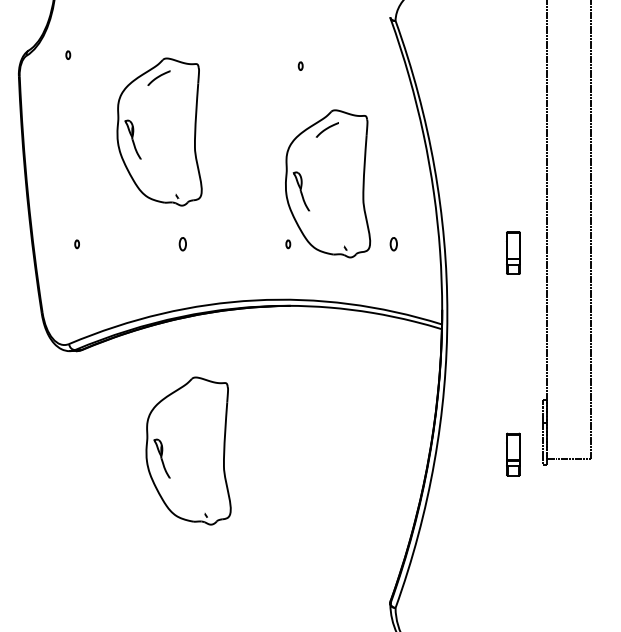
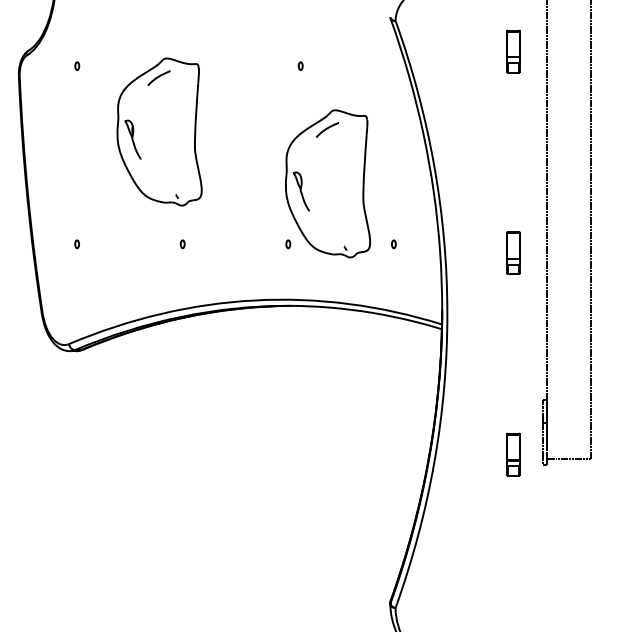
part: none -> present (513, 51)
part position: (68, 54) -> (77, 65) (77, 65)
part size: 9x15 px -> 7x11 px (182, 244)
part size: 9x15 px -> 6x11 px (393, 244)
part: present -> none (188, 450)
